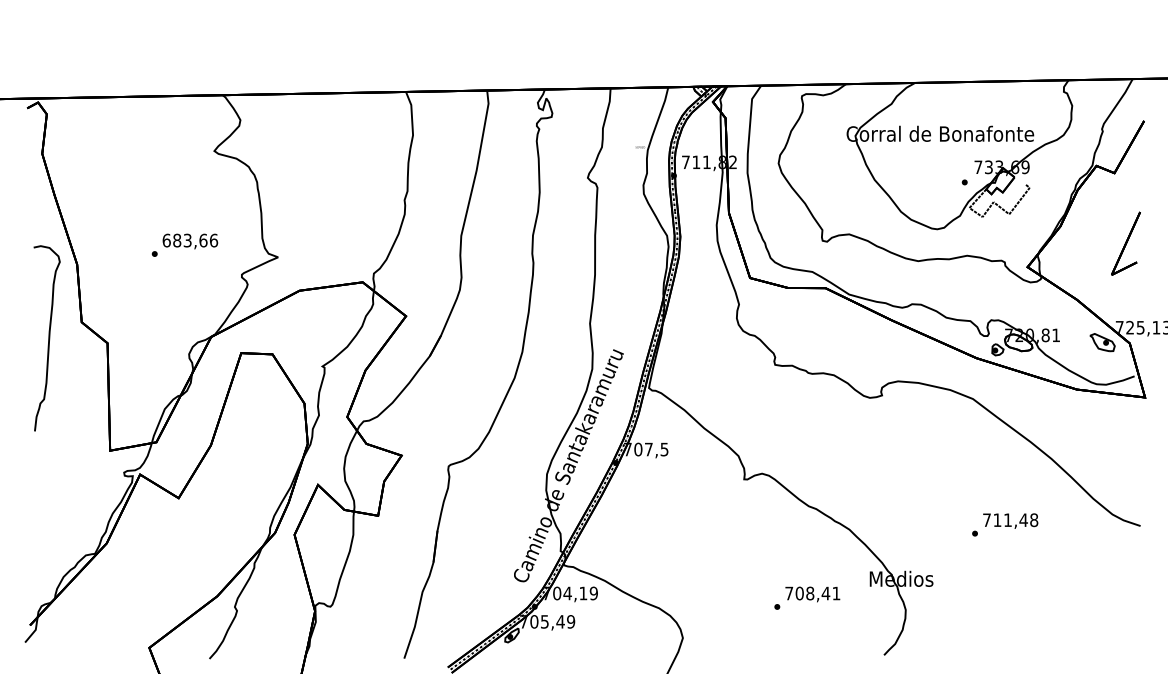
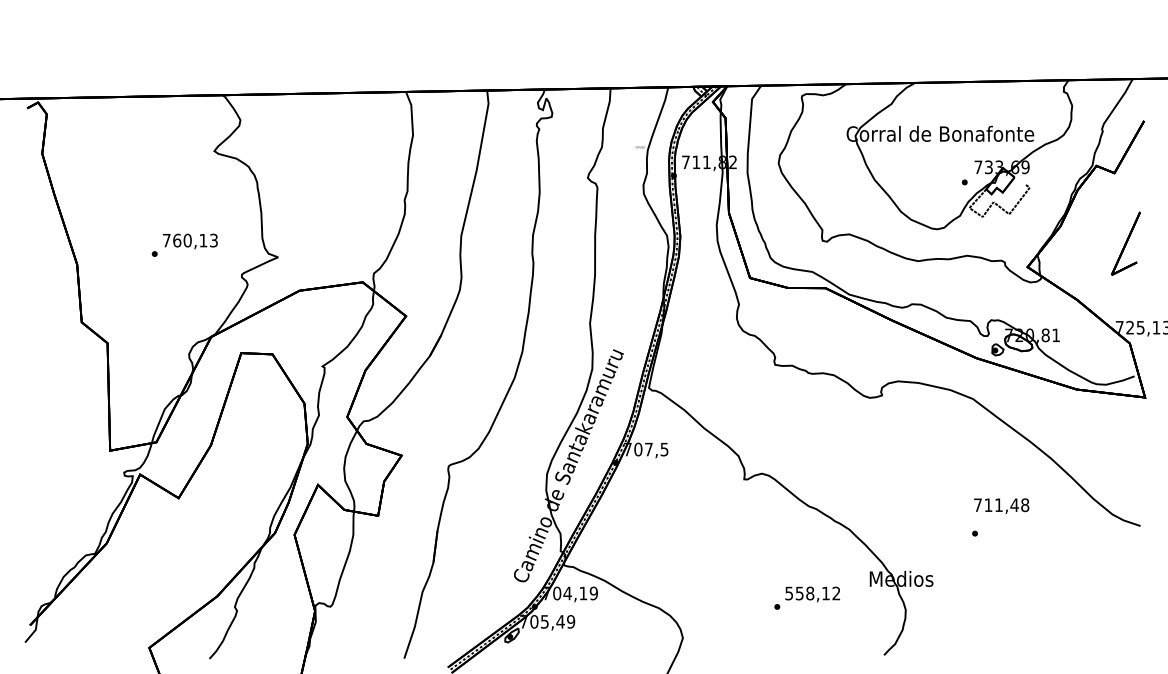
text: 683,66 -> 760,13 (190, 240)
curve: present -> none (48, 338)
part: present -> none (1102, 342)
text position: (1010, 520) -> (1001, 505) (1001, 505)
text: 708,41 -> 558,12 (812, 593)
